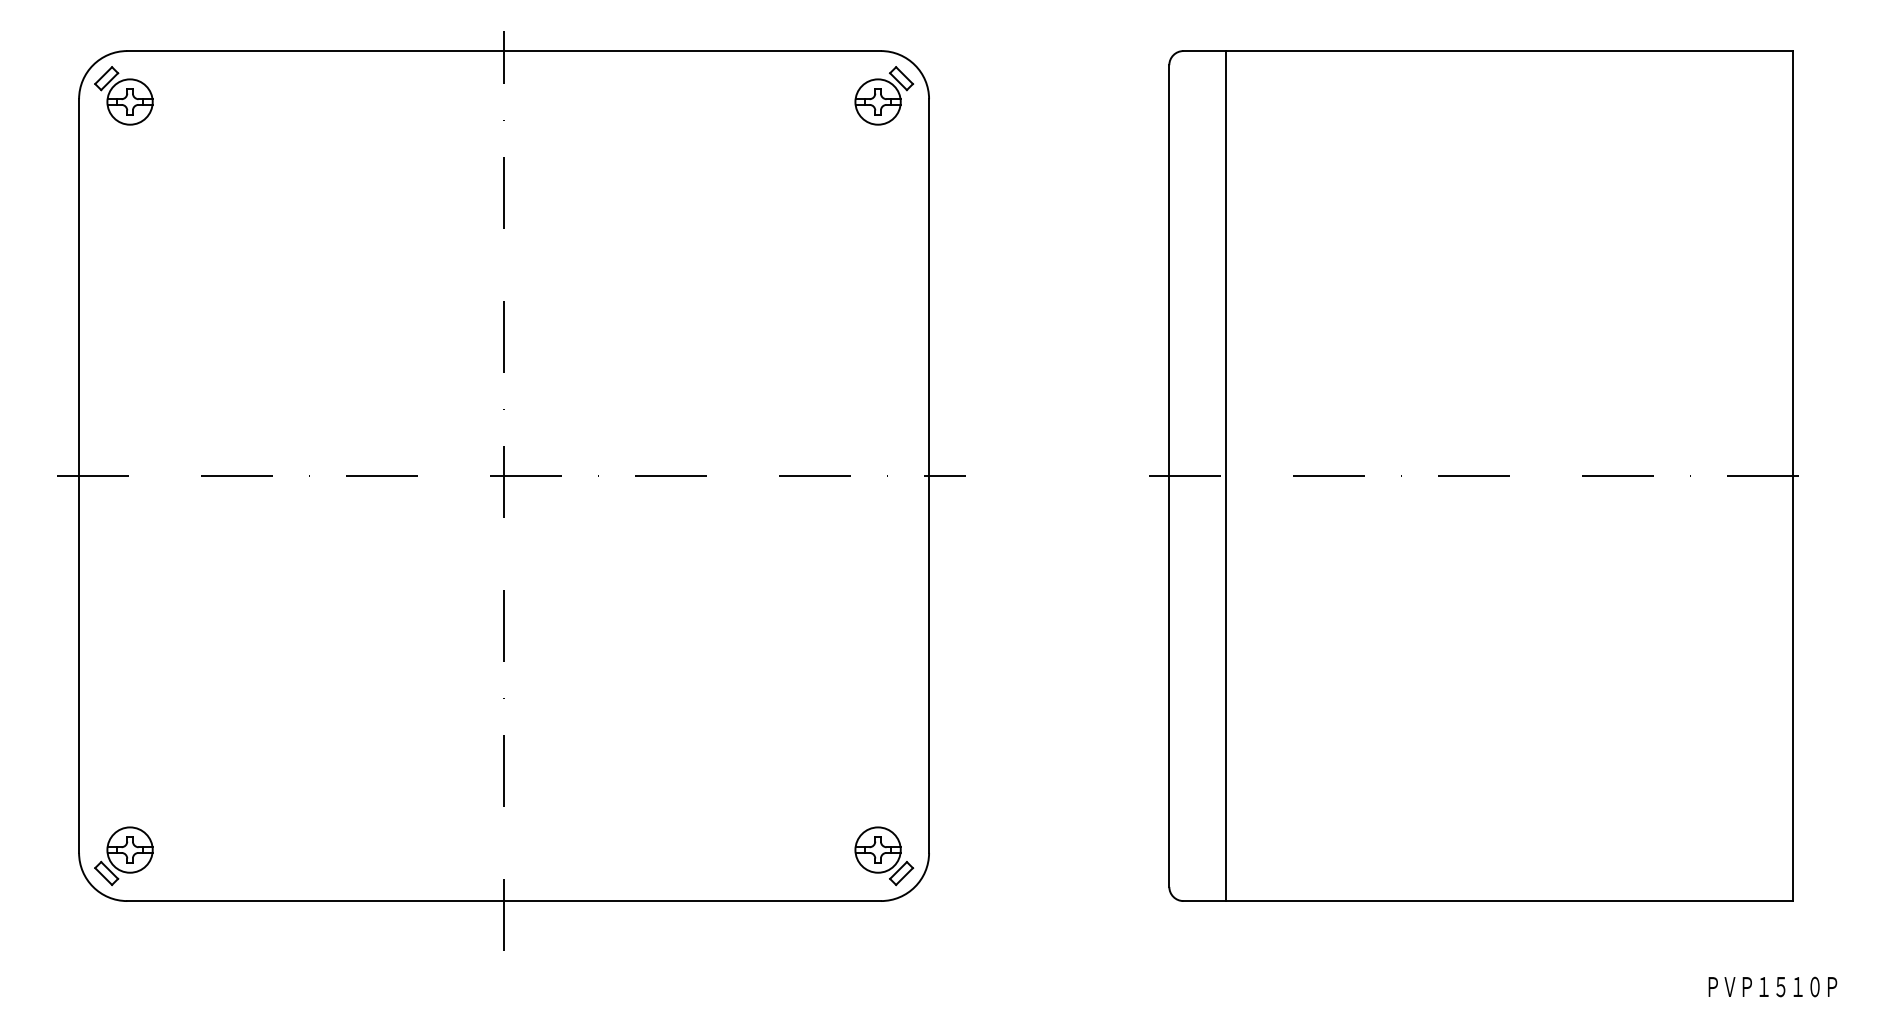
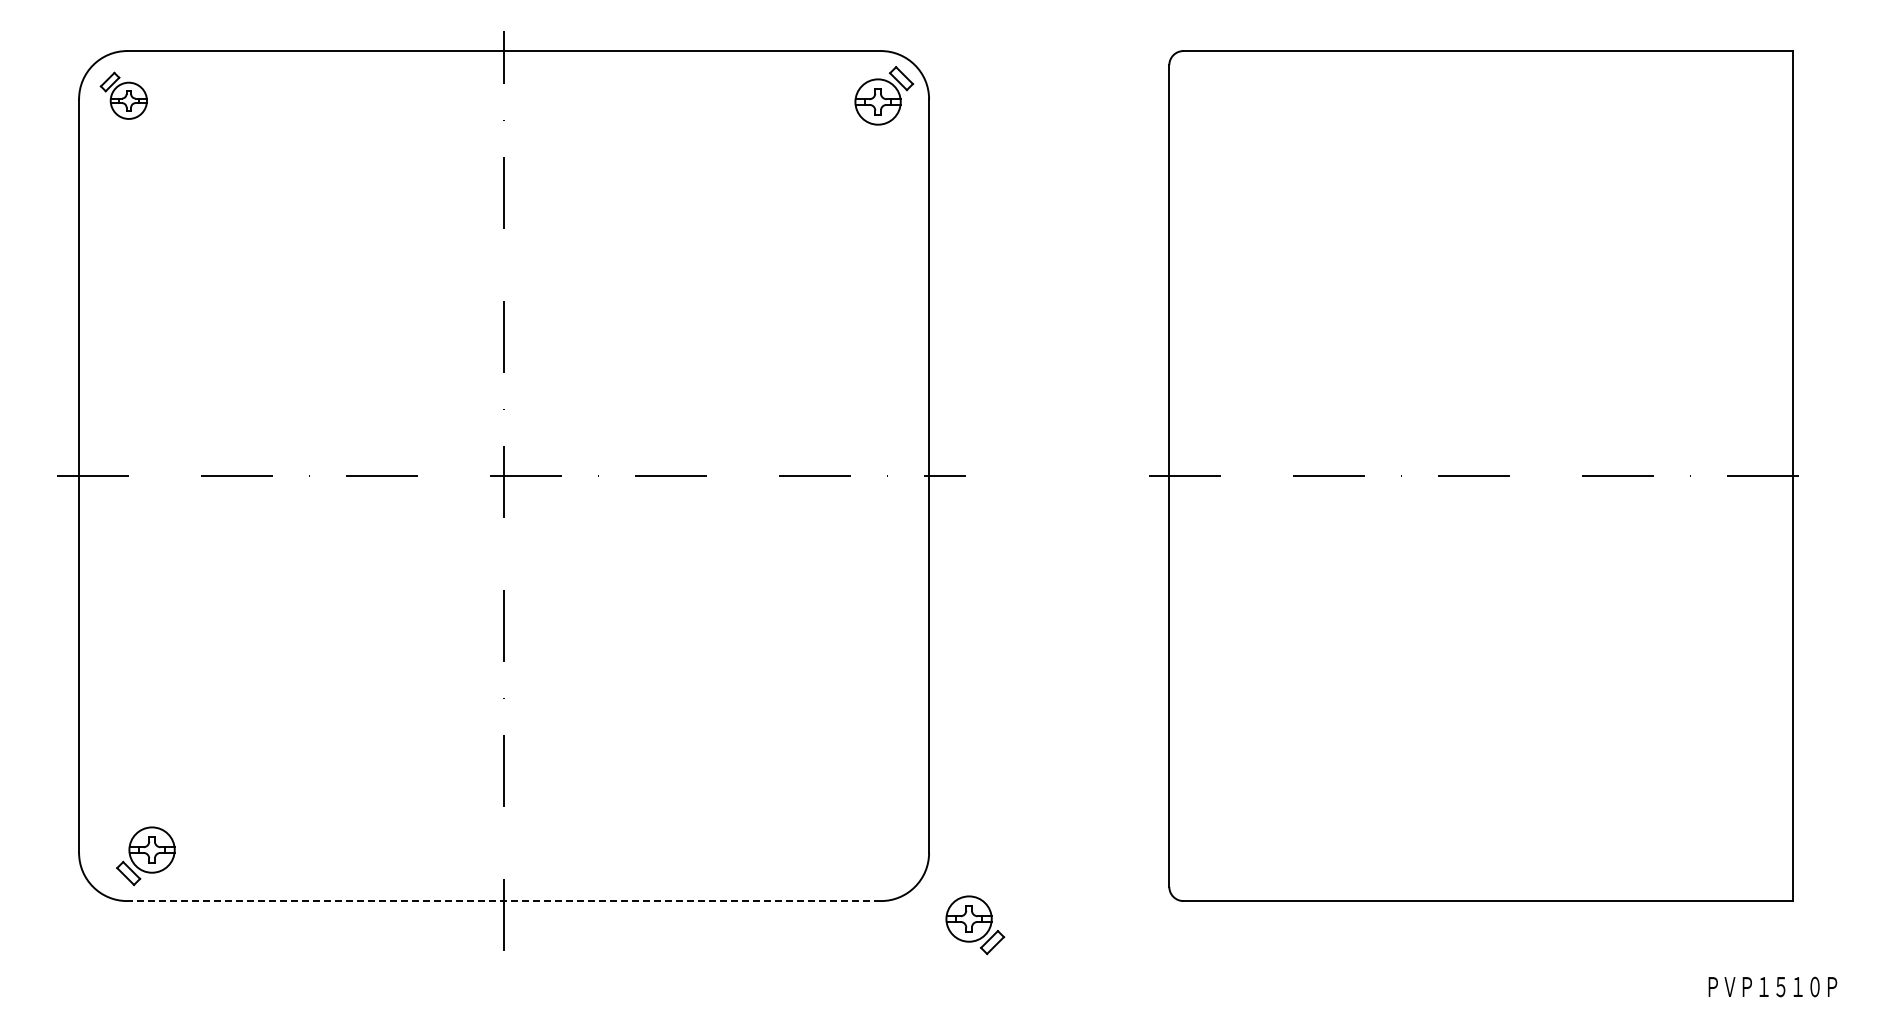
part size: 60x60 px -> 49x49 px (123, 95)
line: present -> none (1225, 476)
part position: (123, 856) -> (145, 856) (145, 856)
part position: (884, 856) -> (975, 925) (975, 925)
line: solid -> dashed (504, 901)
